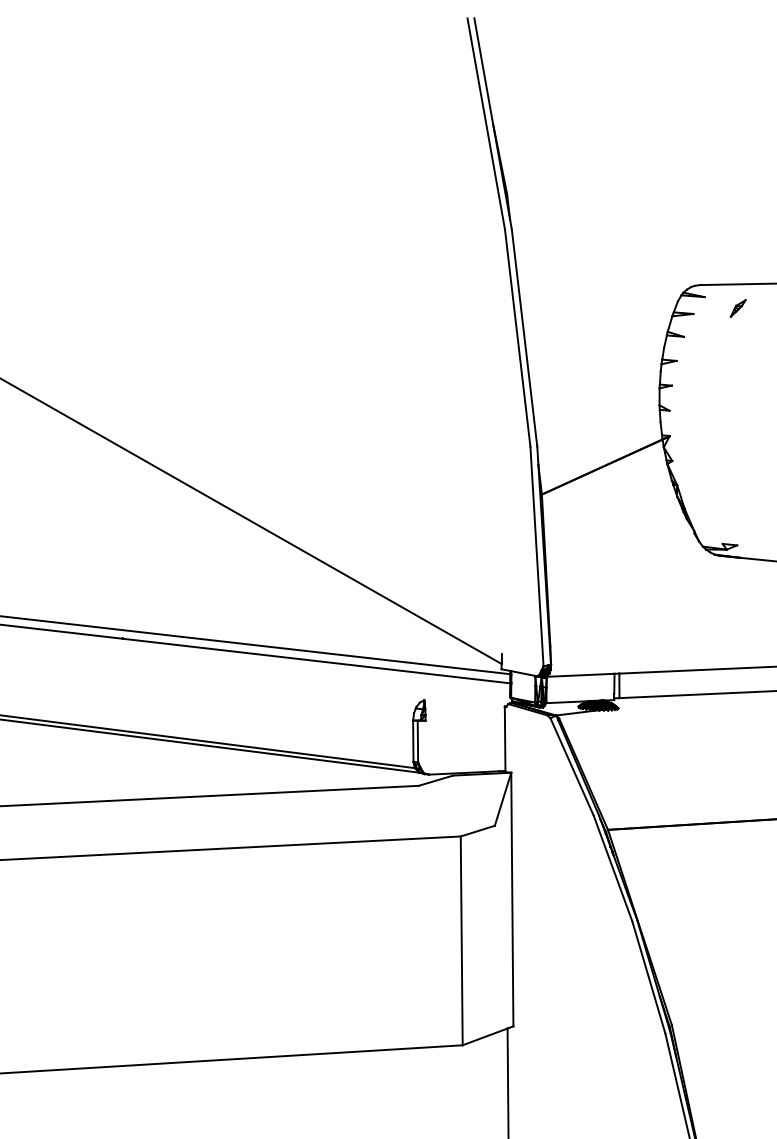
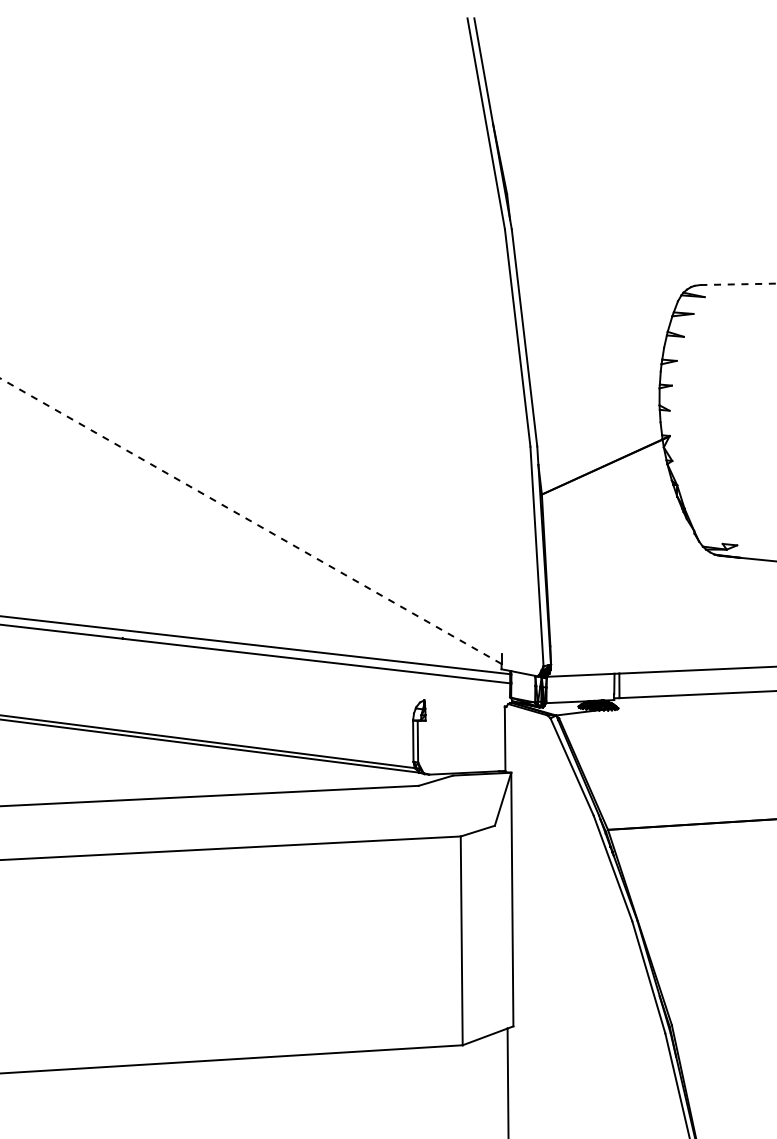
line: solid -> dashed (737, 284)
part: present -> none (737, 308)
line: solid -> dashed (250, 521)
